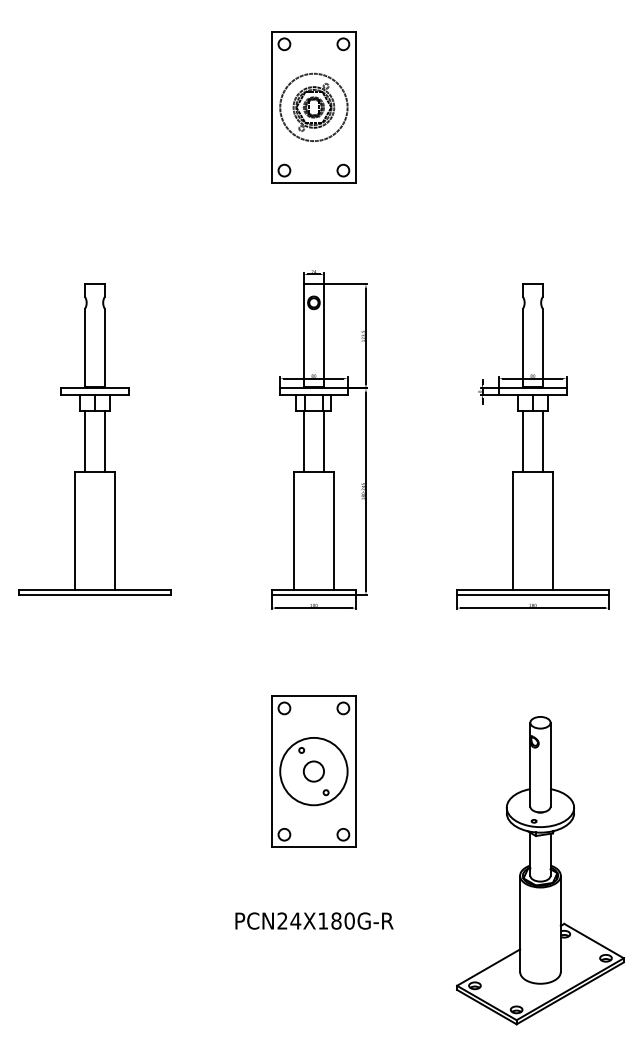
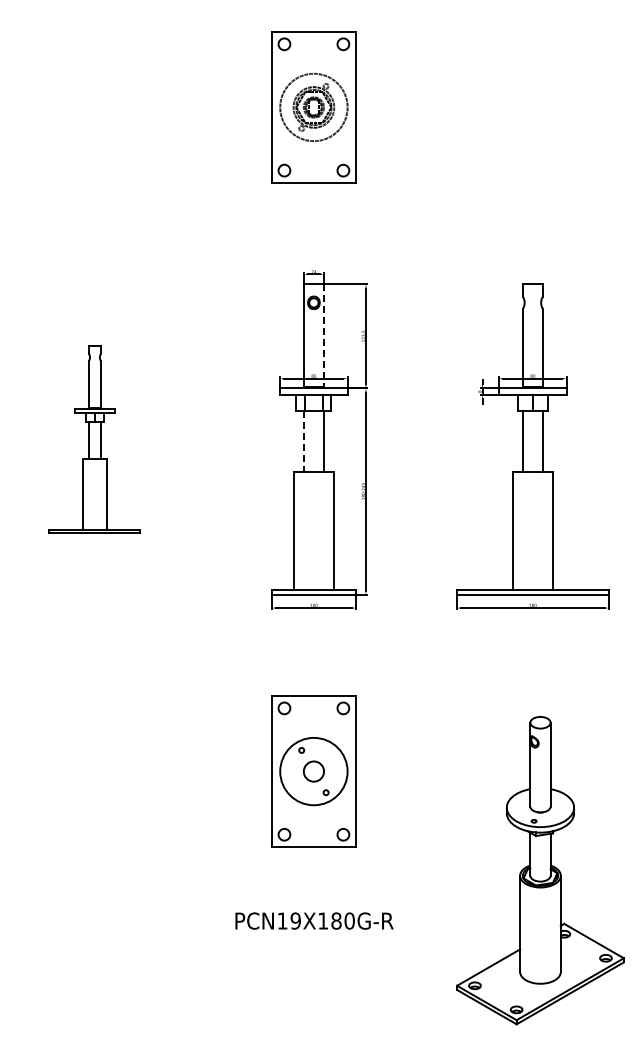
line: solid -> dashed (324, 336)
part size: 154x313 px -> 93x189 px (94, 439)
line: solid -> dashed (303, 441)
text: PCN24X180G-R -> PCN19X180G-R (289, 920)
